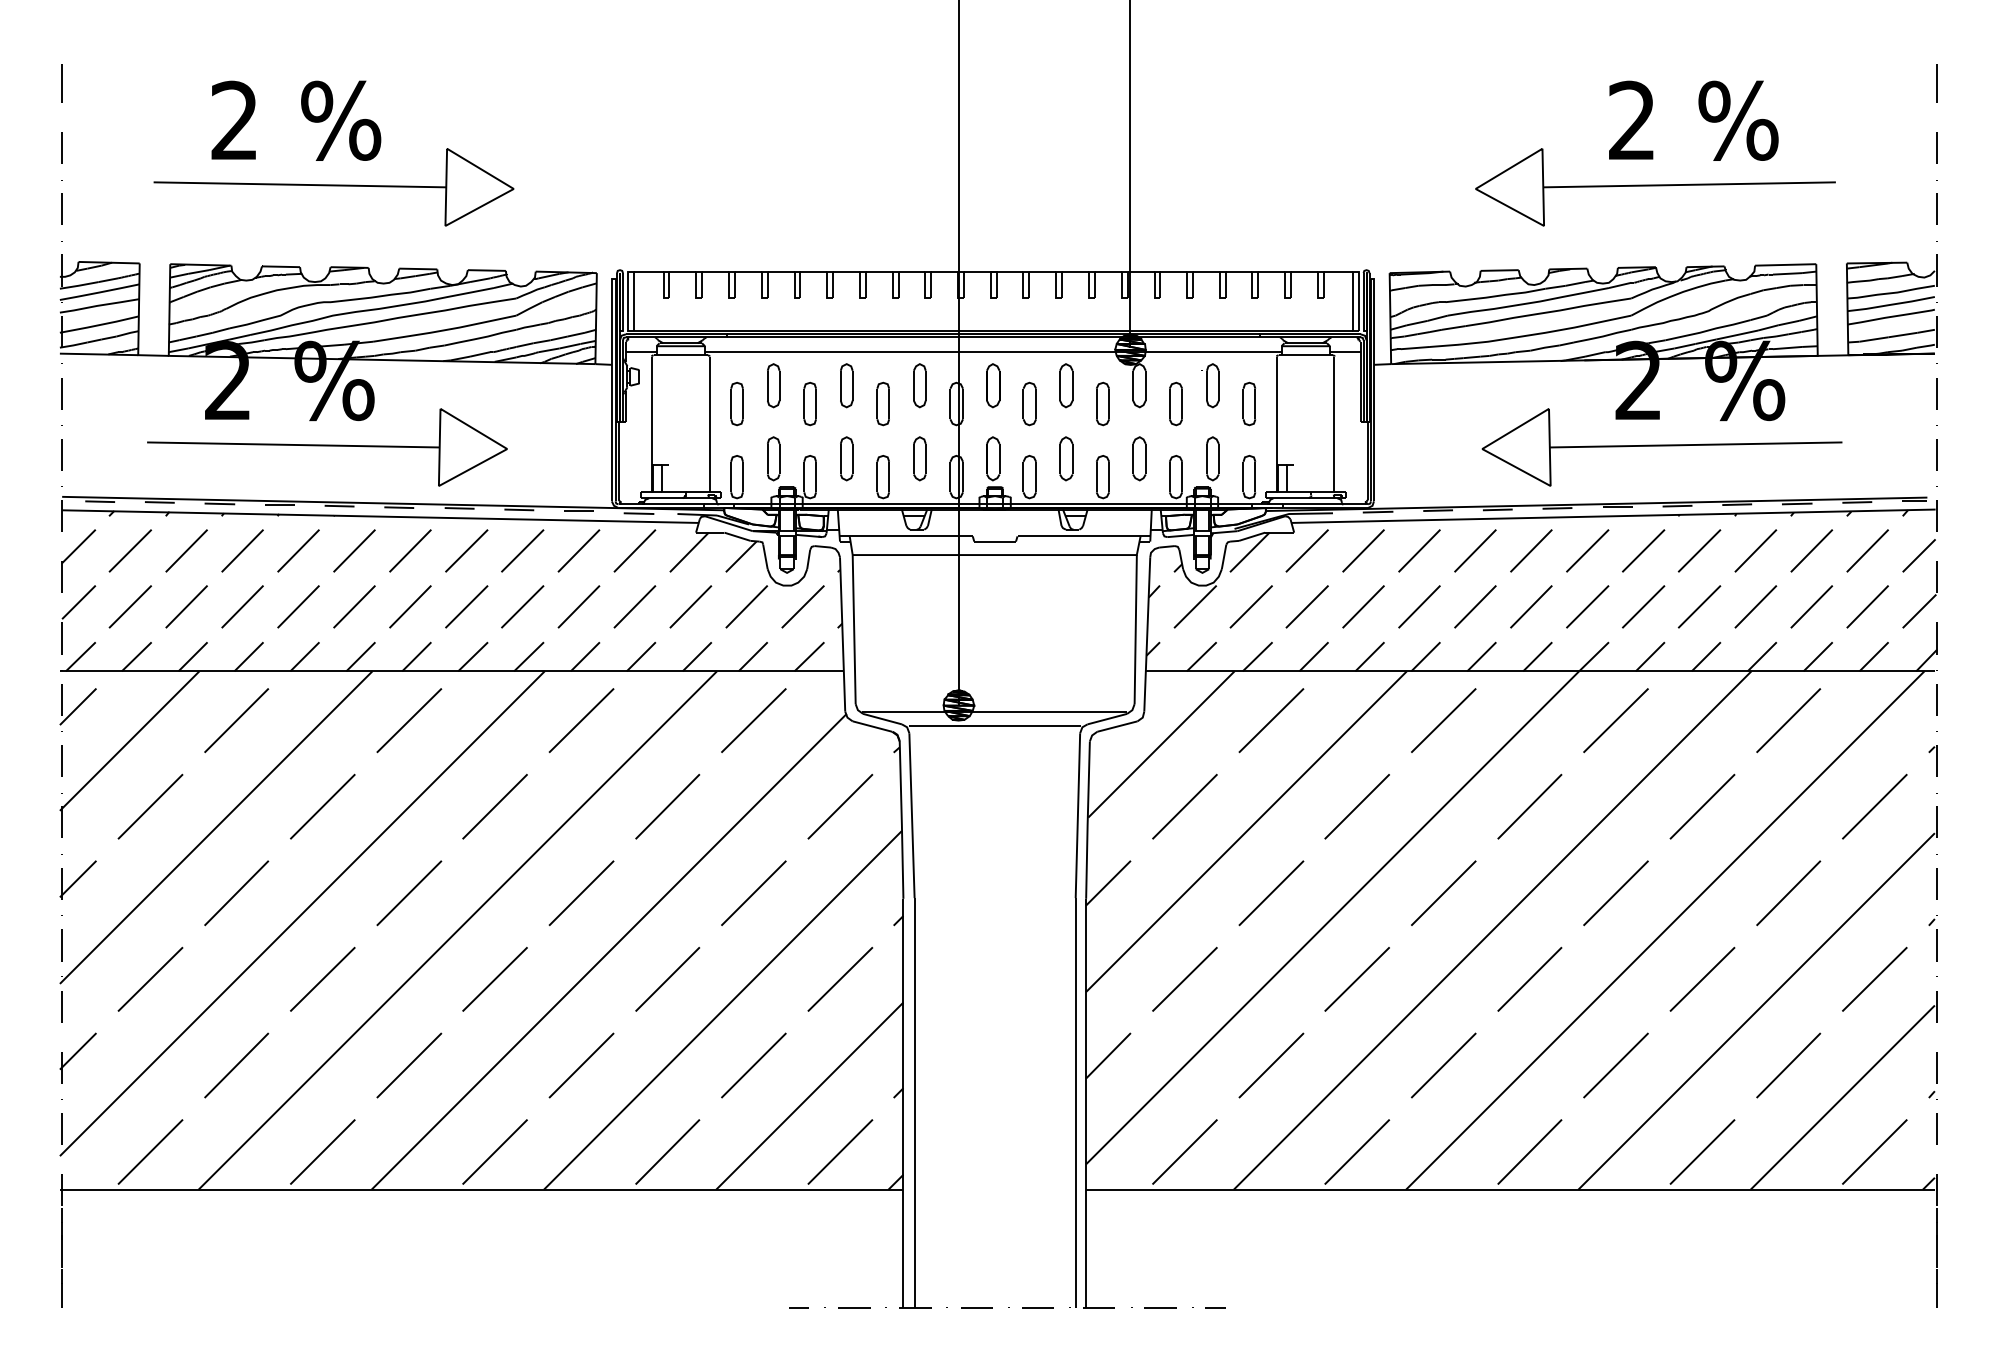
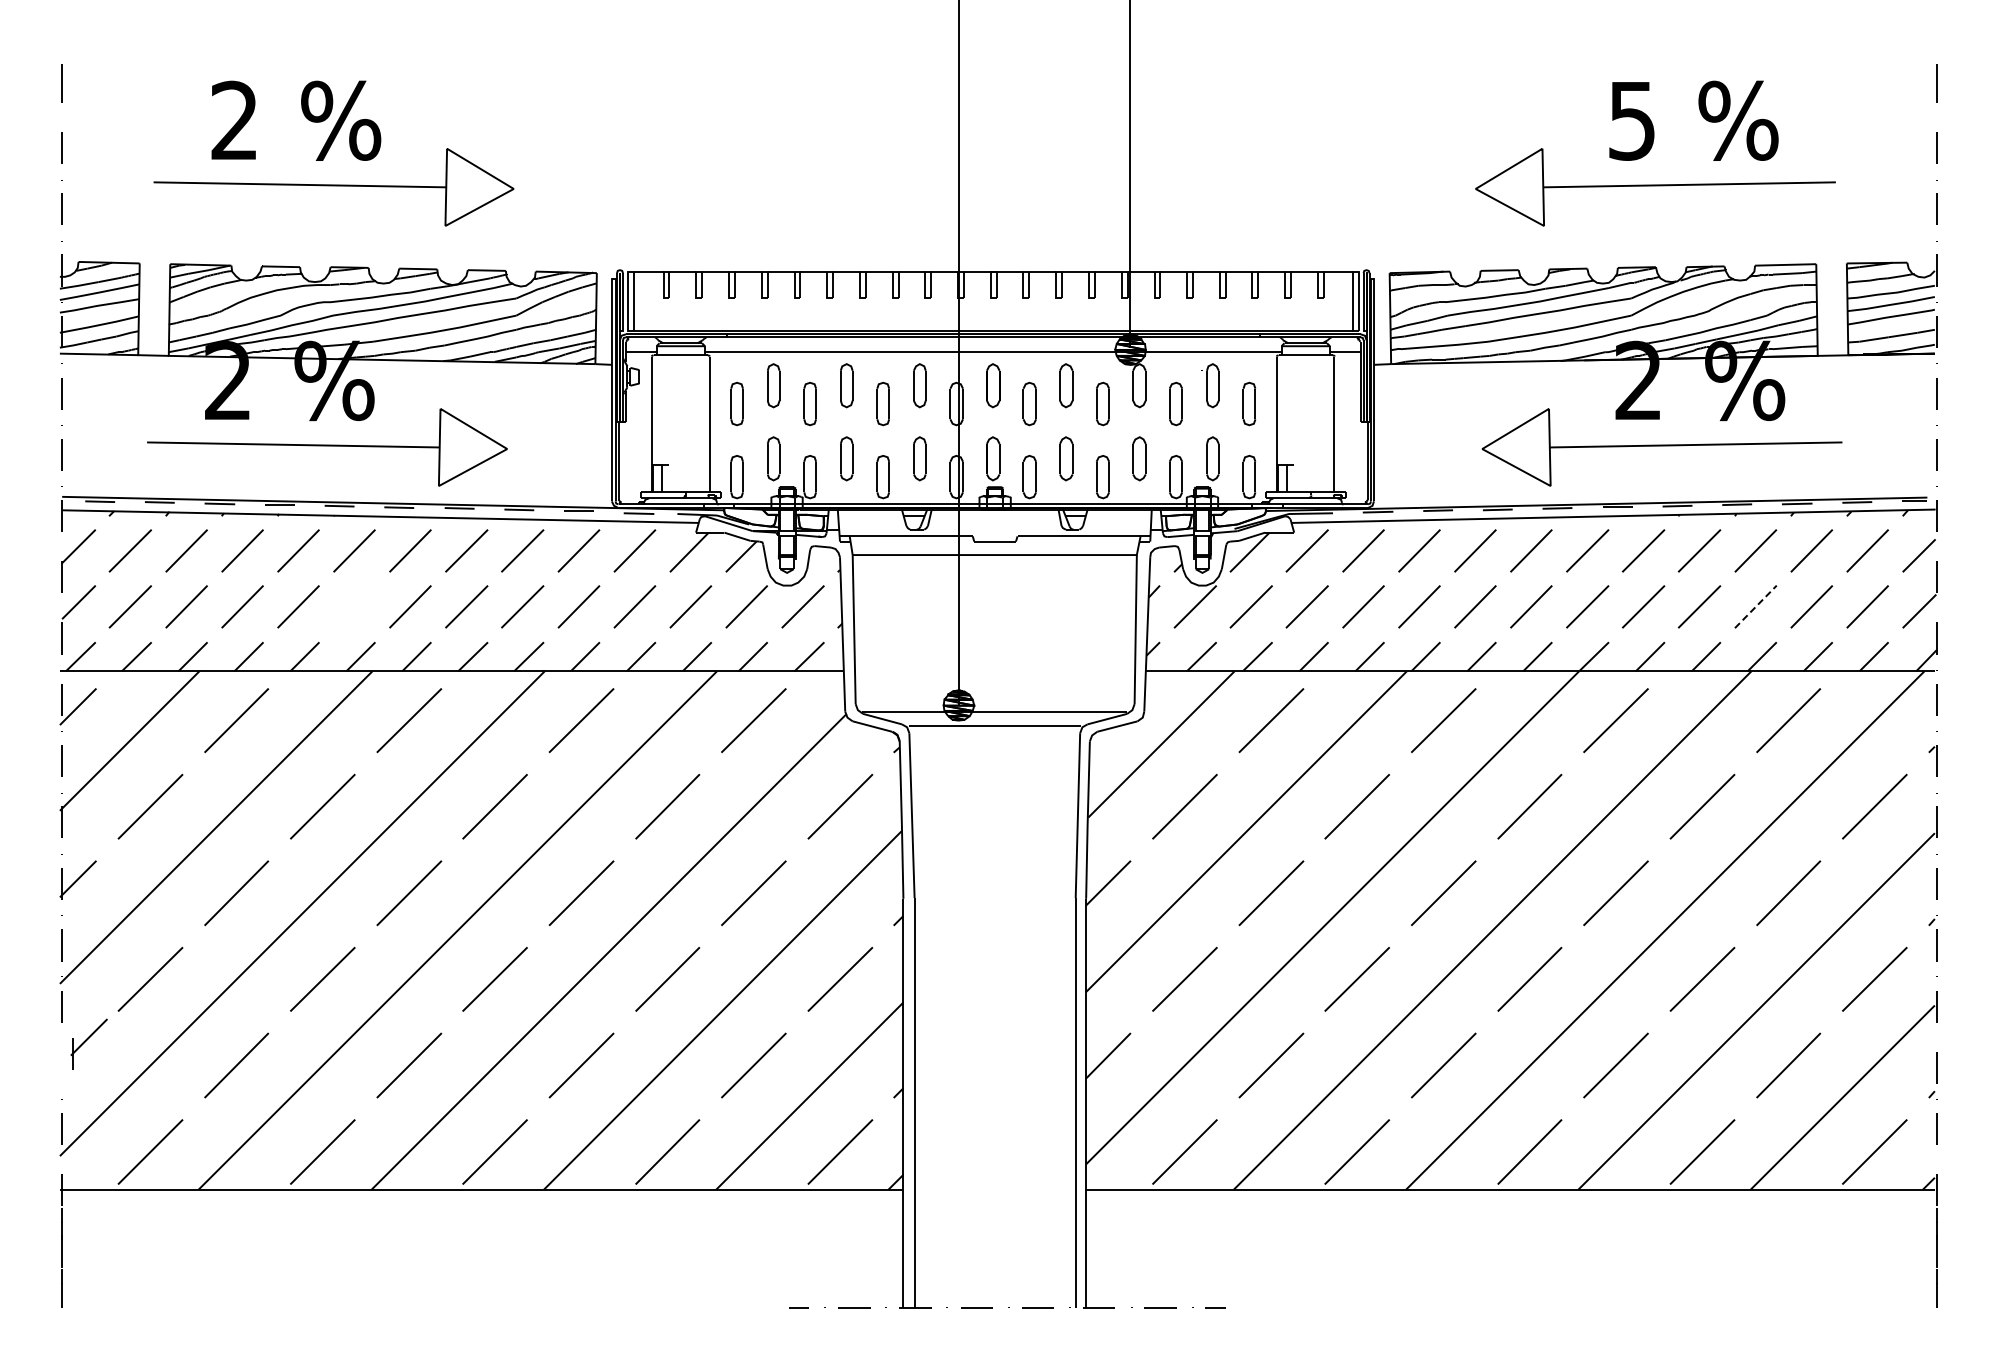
text: 2 -> 5 (1631, 120)
line: present -> none (354, 606)
line: solid -> dashed (1755, 606)
part position: (77, 1057) -> (88, 1043) (88, 1043)
